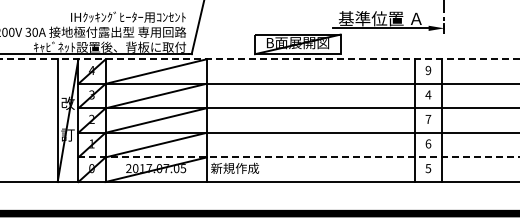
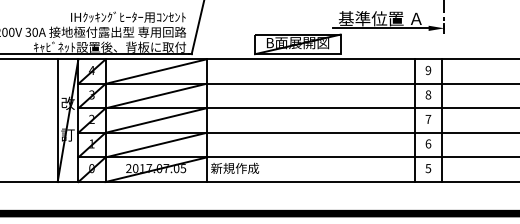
line: dashed -> solid (259, 59)
text: 4 -> 8 (428, 94)
line: dashed -> solid (299, 157)
